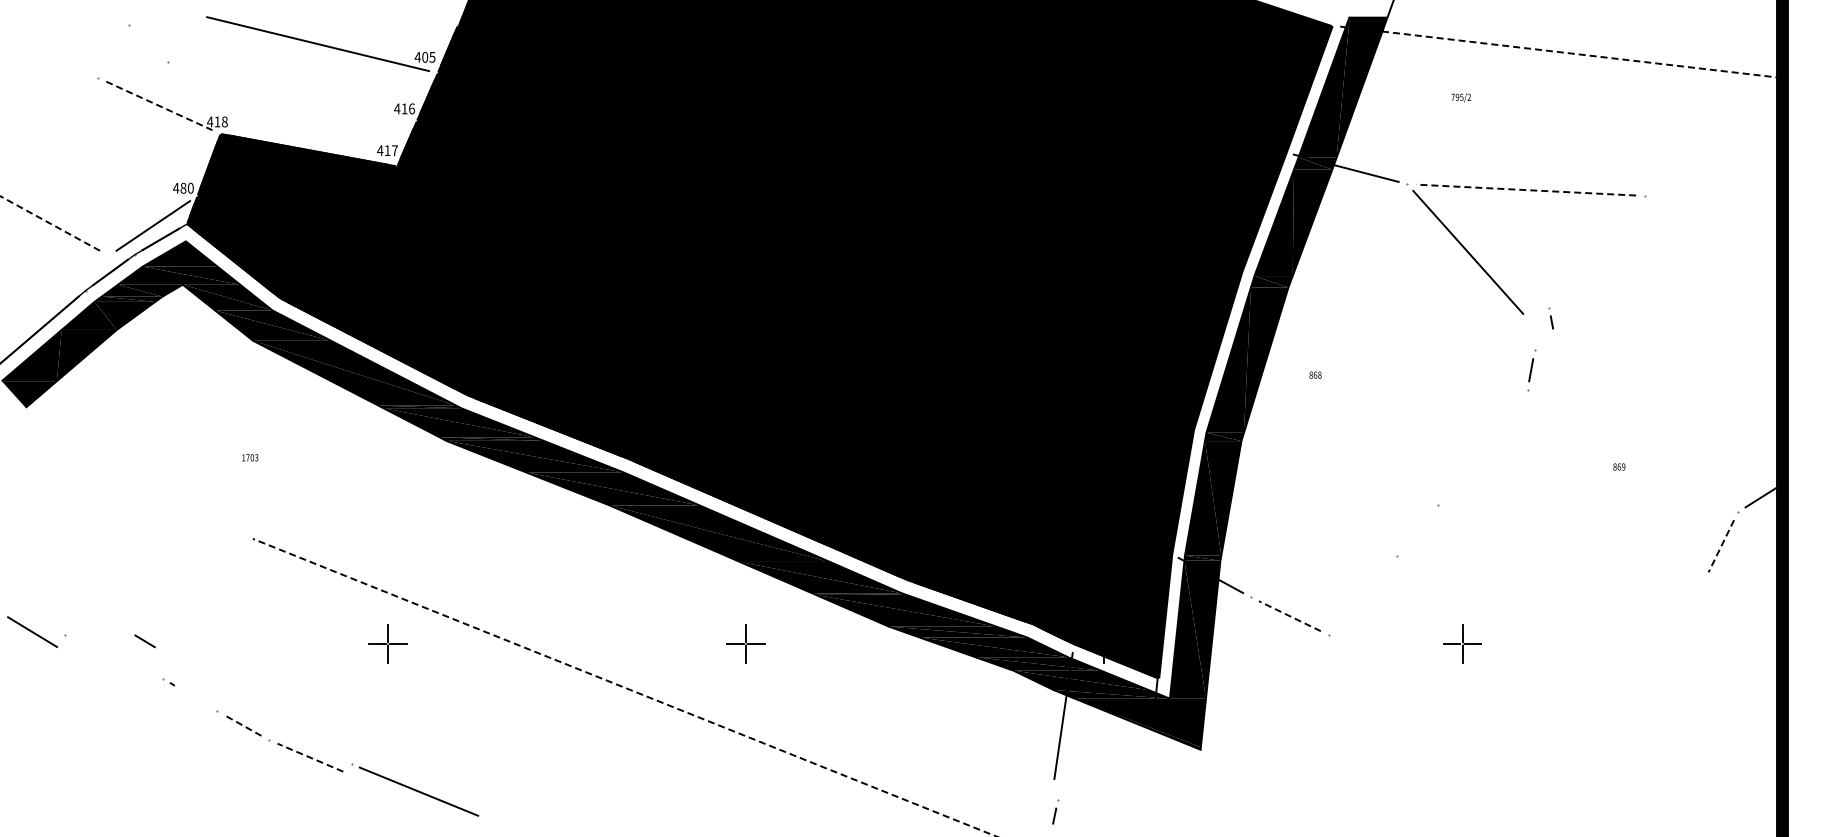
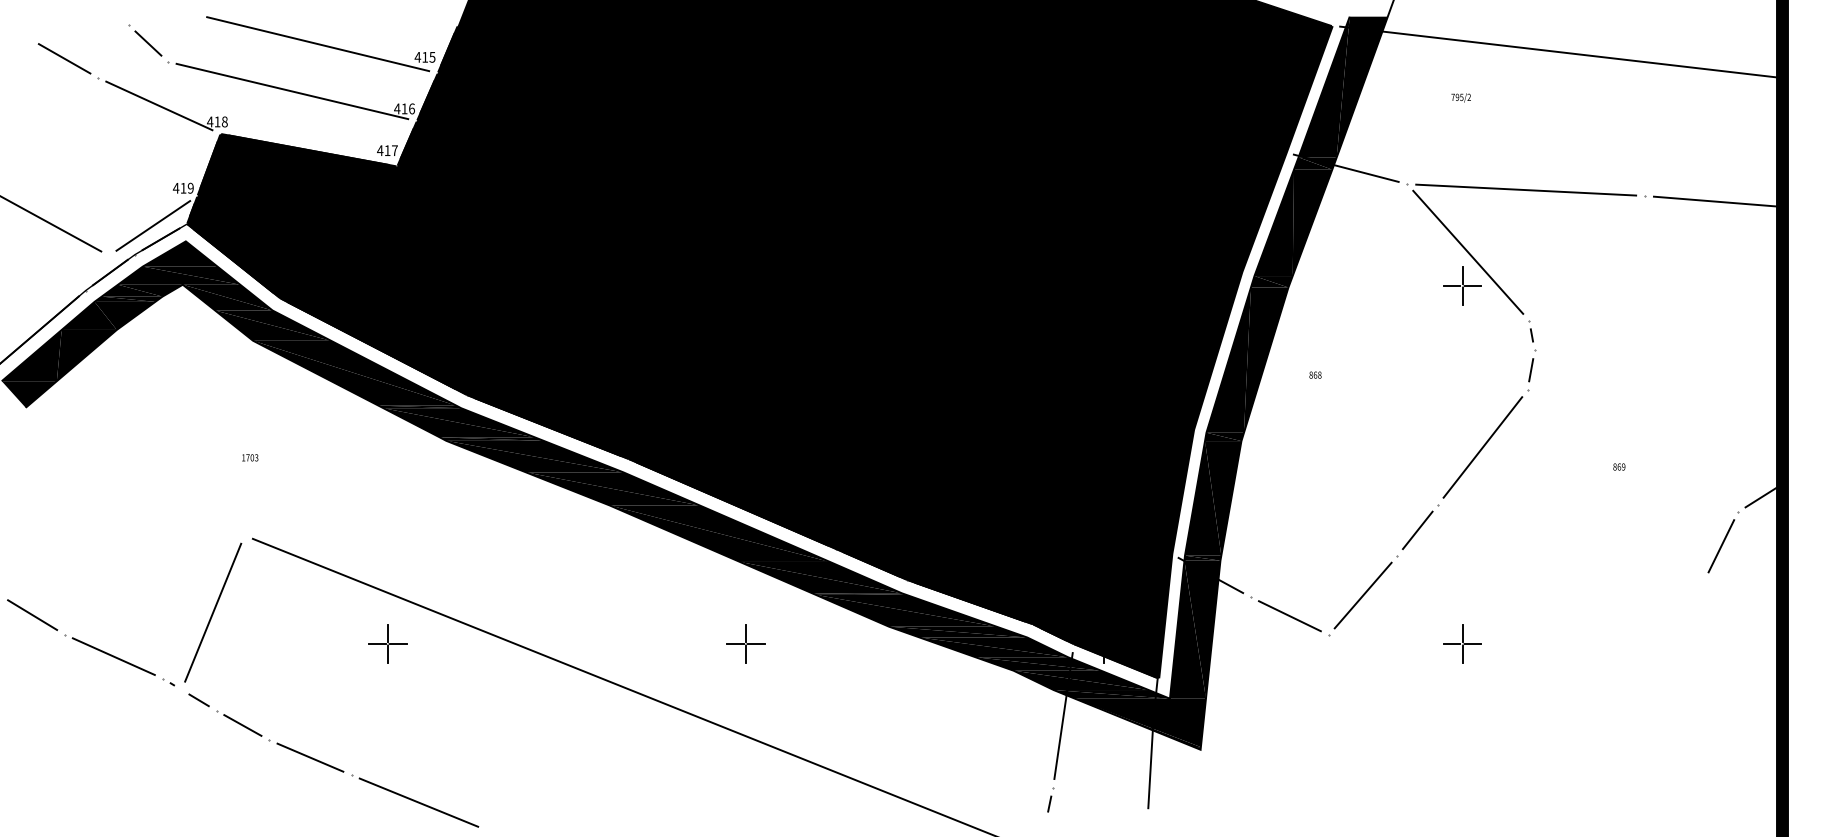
line: none -> present (148, 43)
line: dashed -> solid (1561, 52)
text: 405 -> 415 (425, 56)
line: none -> present (64, 58)
line: none -> present (292, 91)
line: dashed -> solid (159, 106)
text: 480 -> 419 (186, 187)
line: dashed -> solid (1525, 190)
line: none -> present (1717, 201)
line: dashed -> solid (51, 224)
part: none -> present (1462, 285)
part position: (1550, 318) -> (1530, 331) (1530, 331)
line: none -> present (1482, 447)
line: none -> present (1417, 530)
line: dashed -> solid (1721, 546)
line: none -> present (1362, 595)
line: none -> present (213, 612)
line: dashed -> solid (1289, 615)
line position: (32, 631) -> (32, 614) (32, 614)
line position: (144, 641) -> (198, 700) (198, 700)
line: none -> present (113, 656)
line: dashed -> solid (624, 687)
line: dashed -> solid (242, 725)
line: dashed -> solid (310, 757)
line: none -> present (1150, 766)
line position: (415, 789) -> (415, 800) (415, 800)
part position: (1055, 811) -> (1050, 799) (1050, 799)
